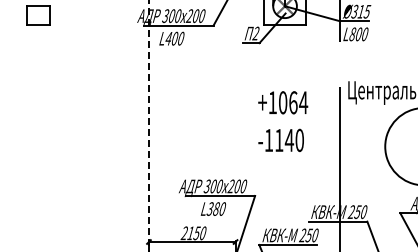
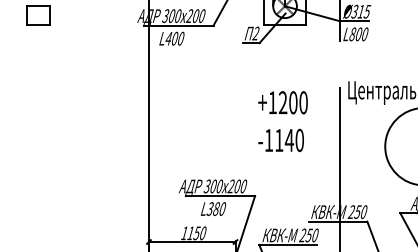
text: +1064 -> +1200 (293, 102)
line: dashed -> solid (148, 126)
text: 2150 -> 1150 (183, 232)
